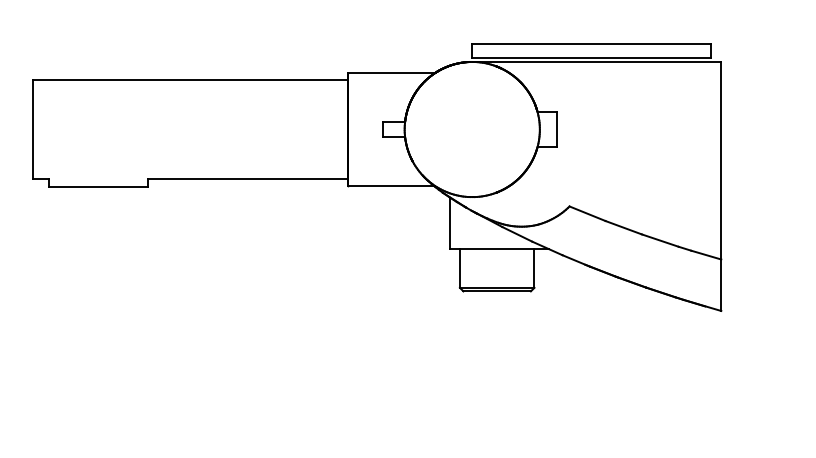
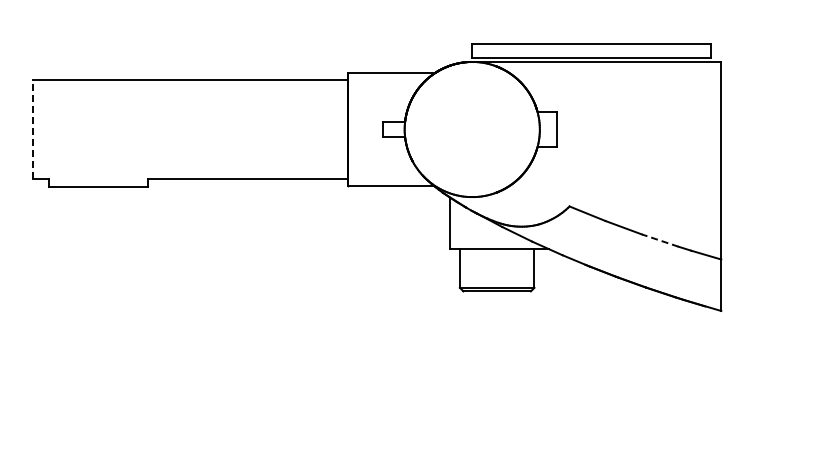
line: solid -> dashed (32, 129)
line: solid -> dashed (659, 240)
